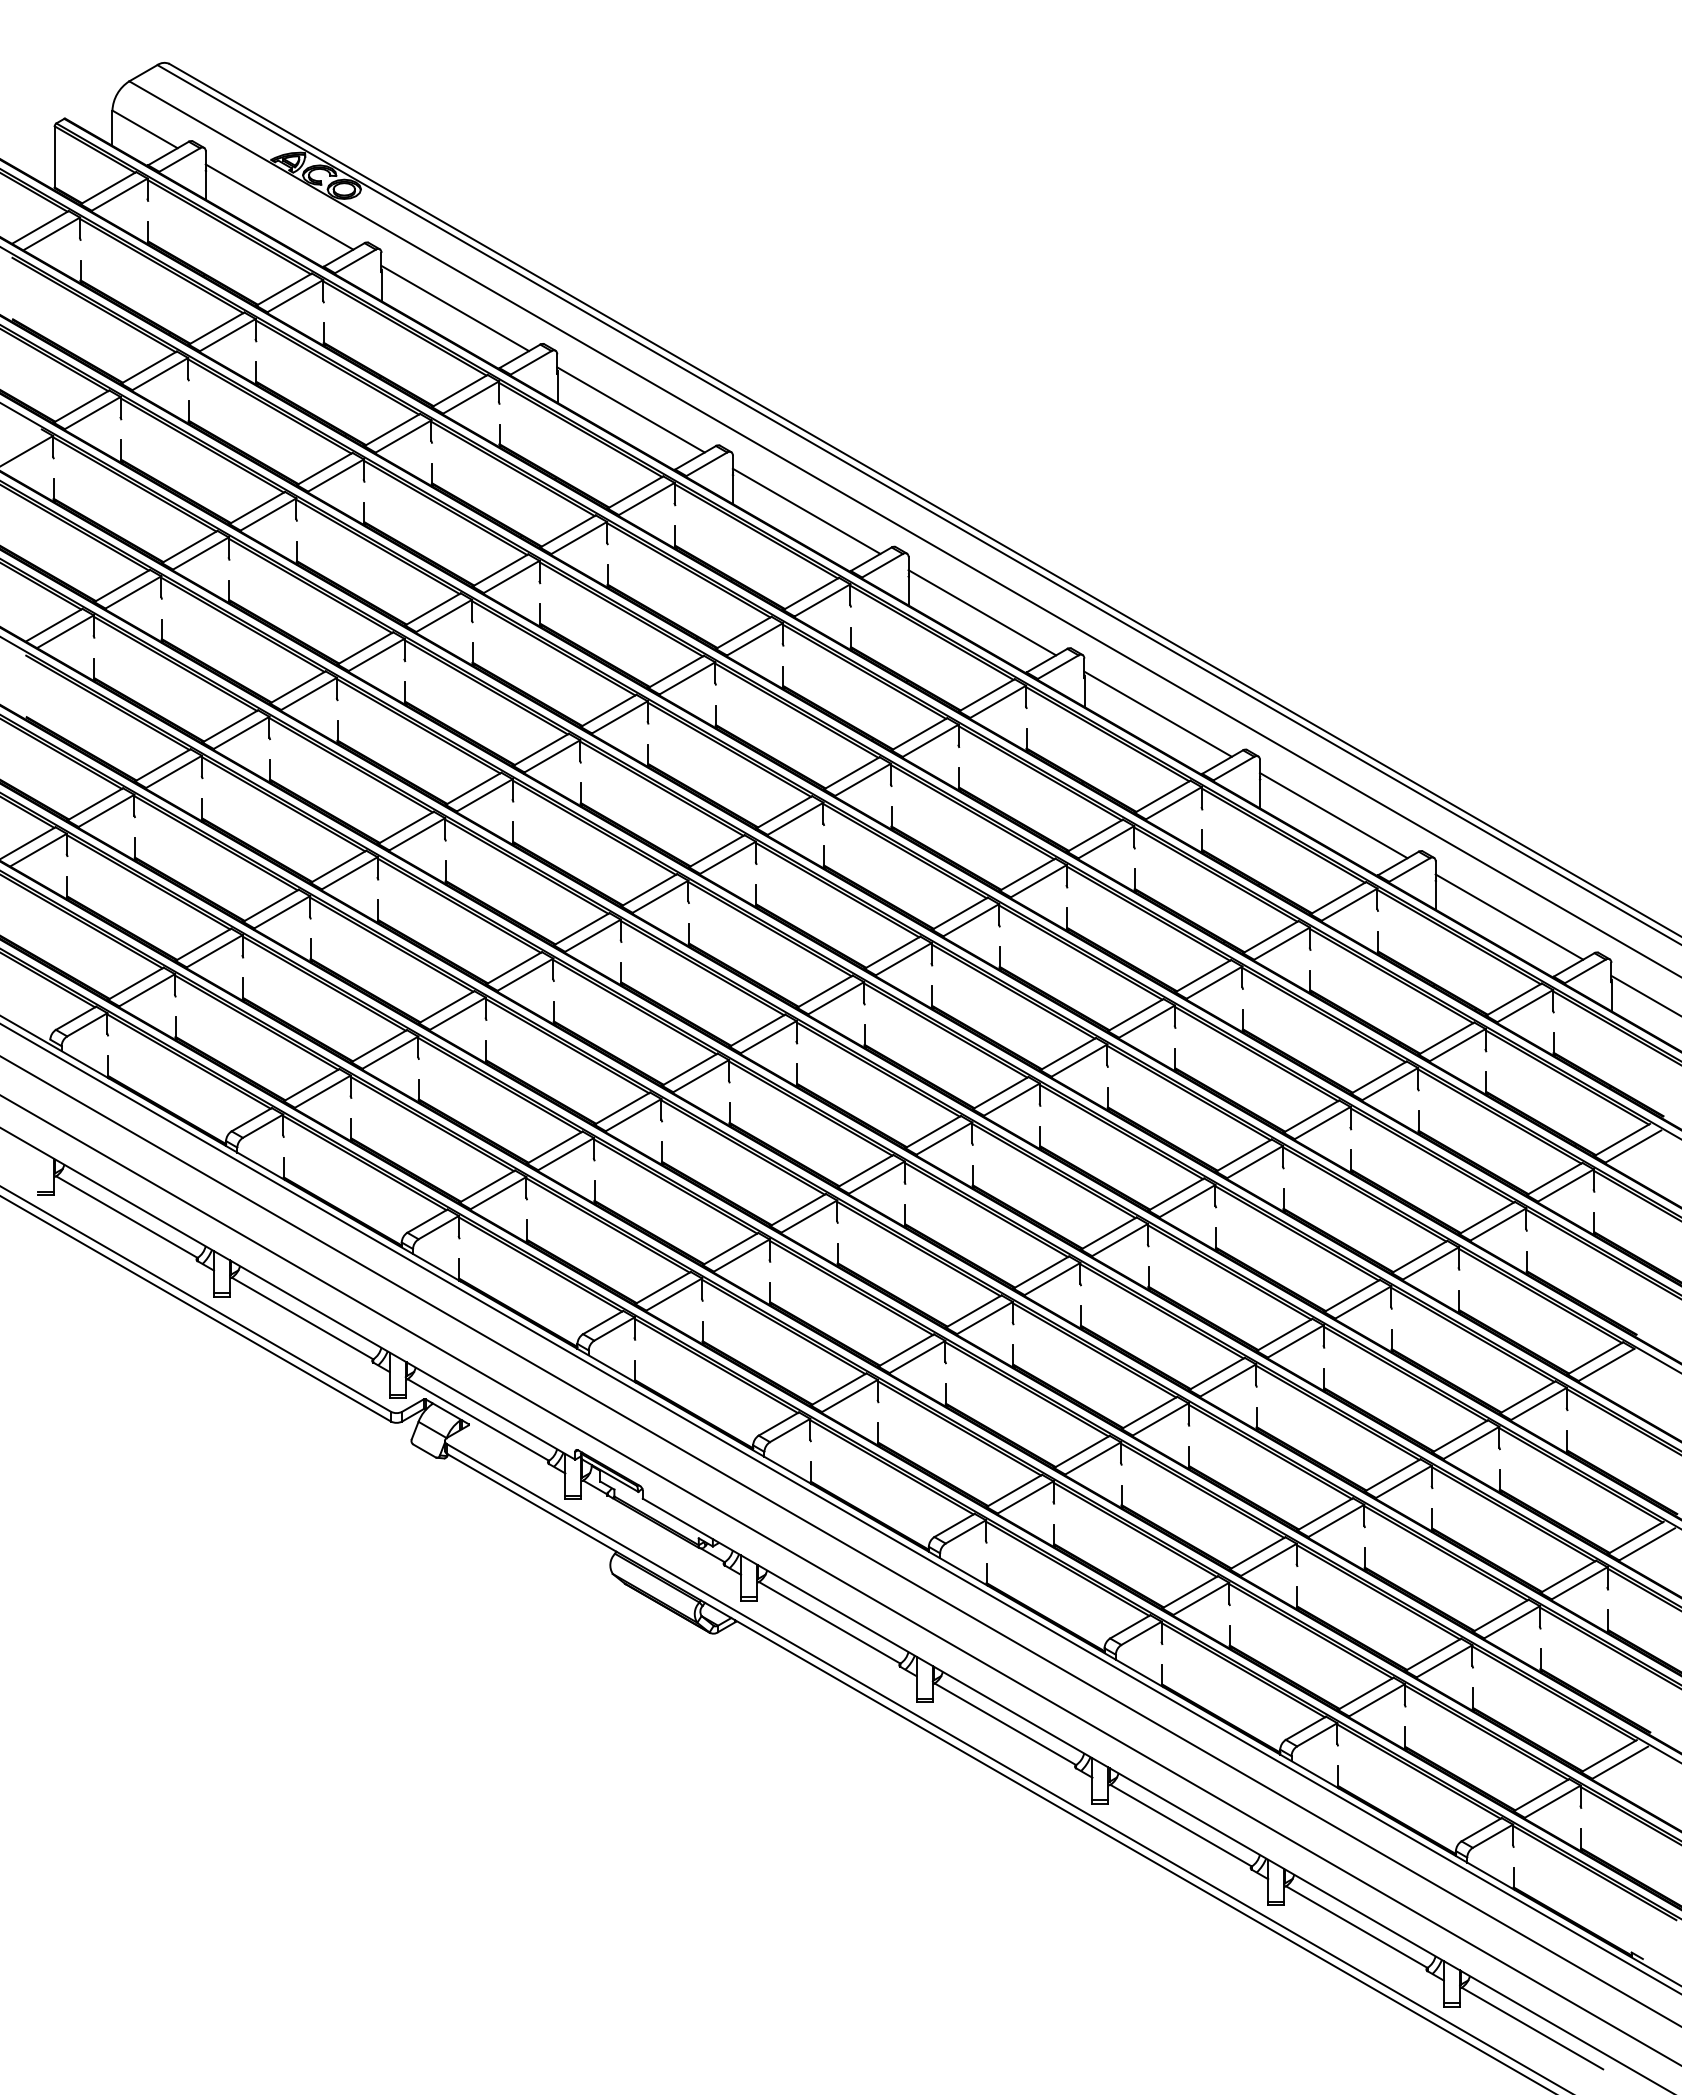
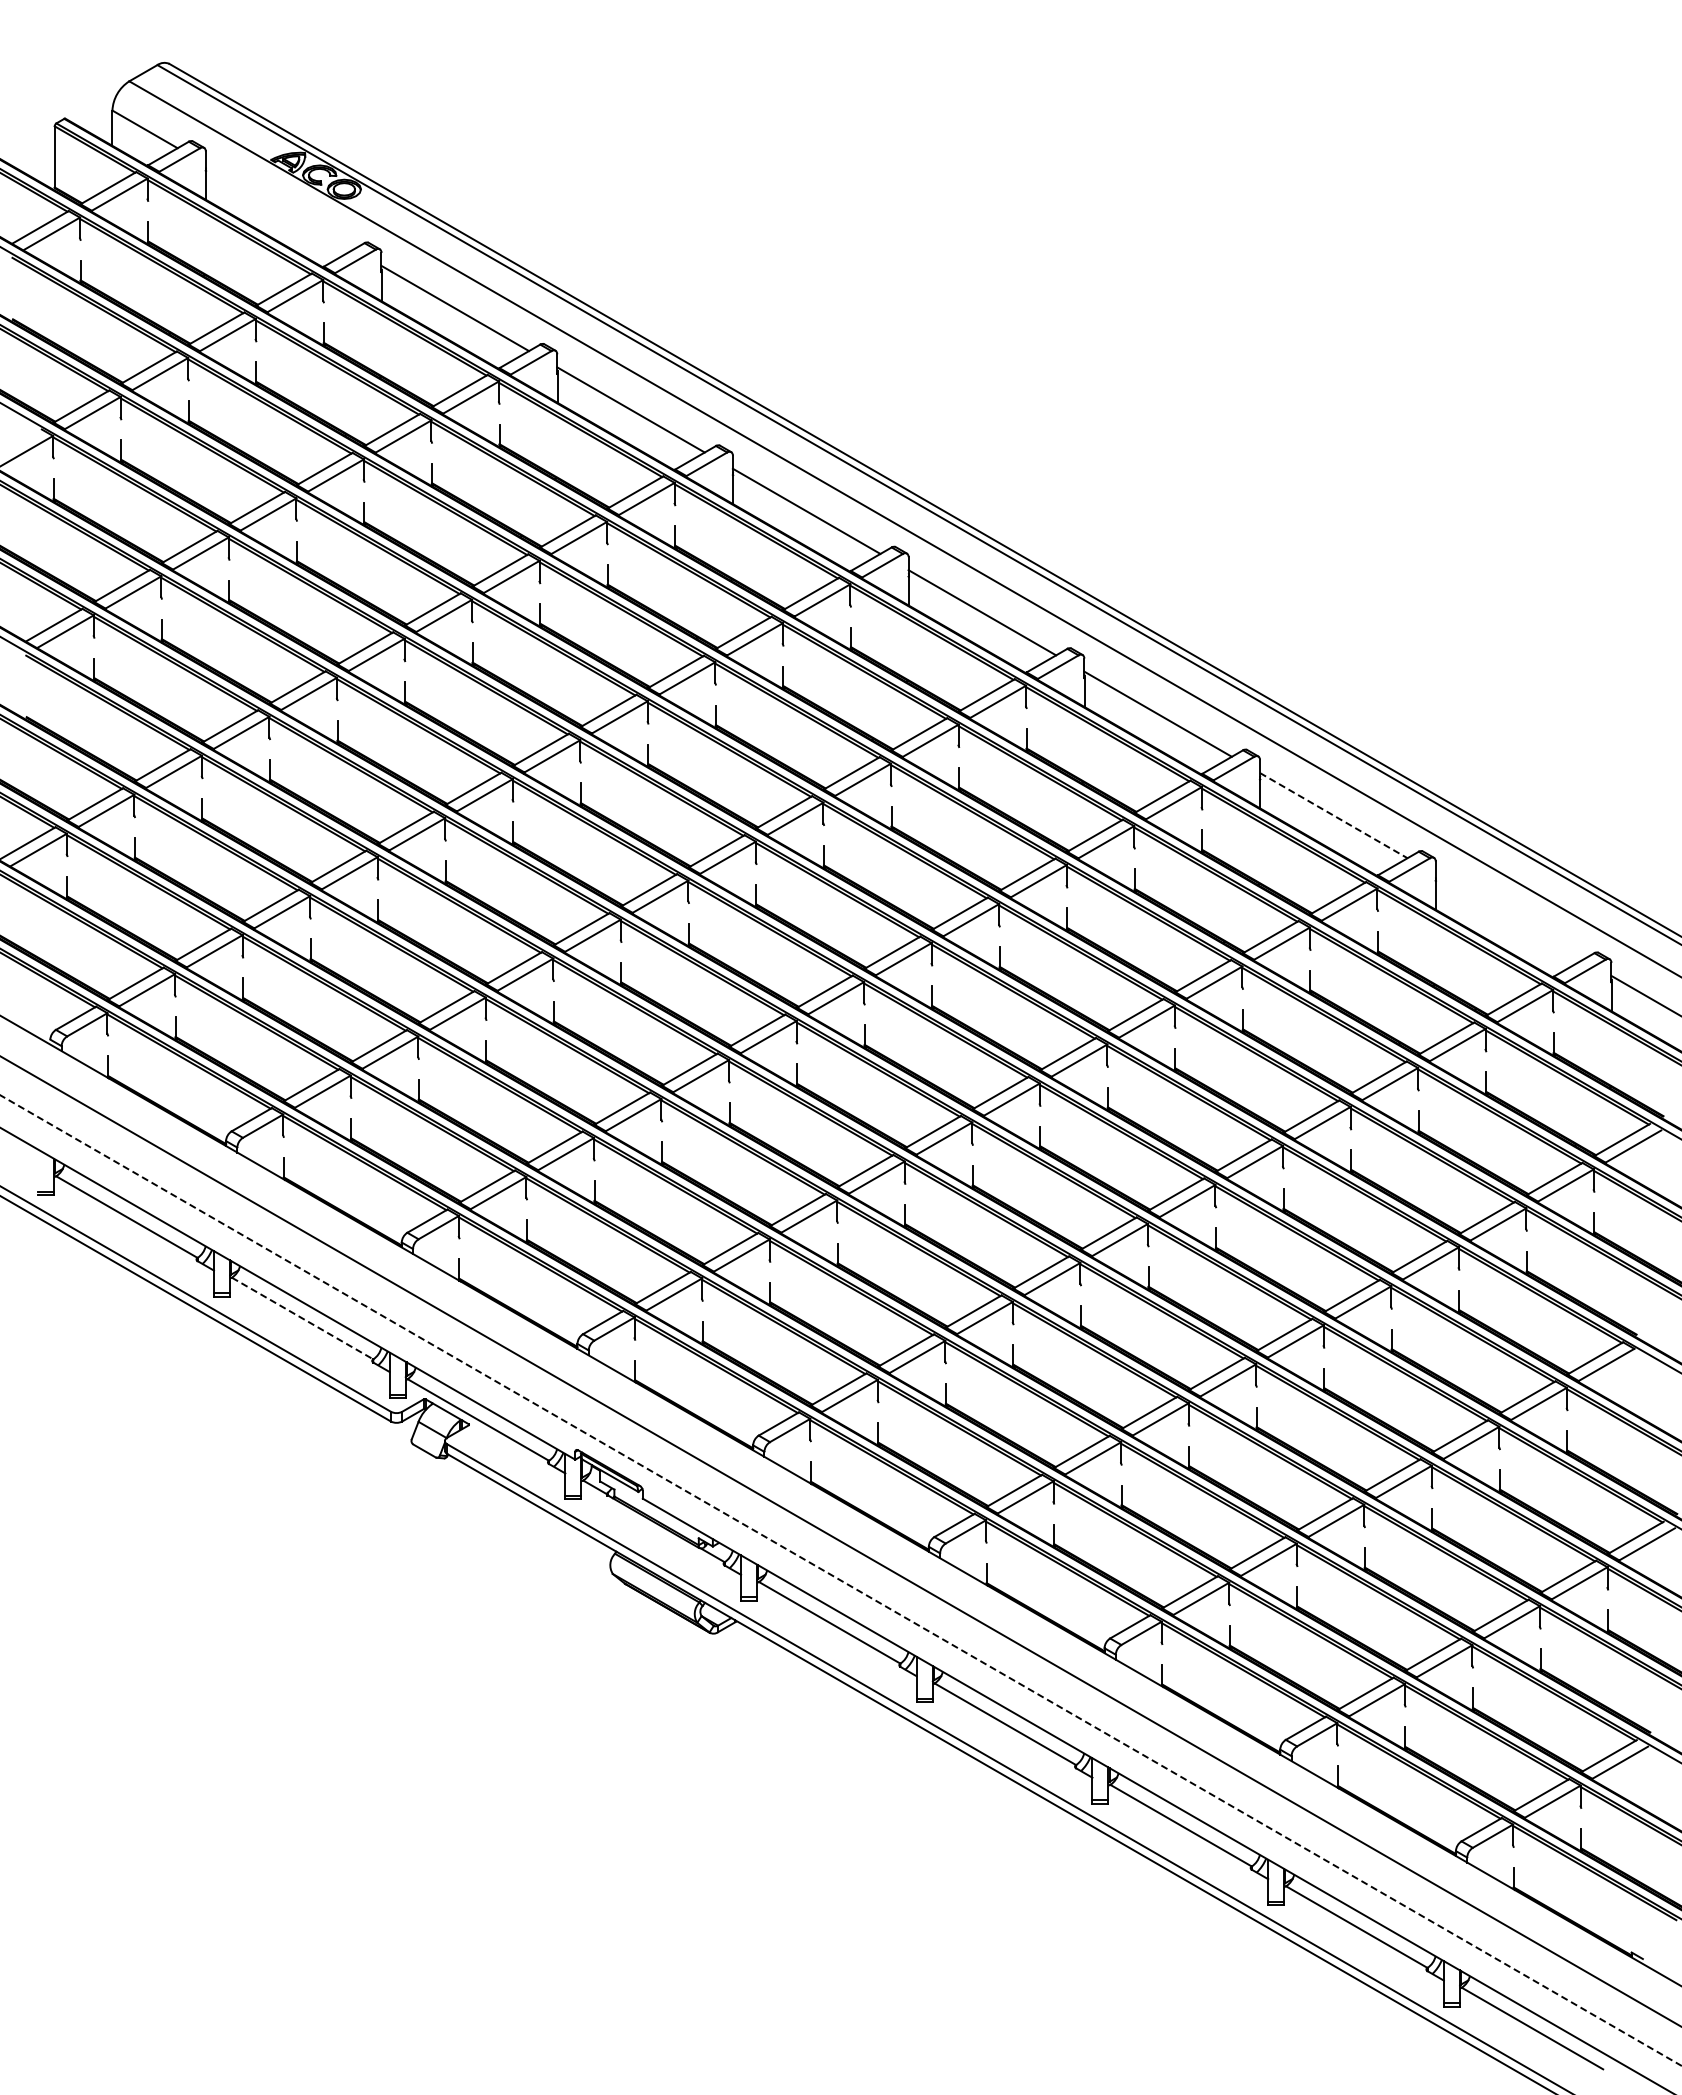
line: present -> none (279, 206)
line: solid -> dashed (1334, 815)
line: present -> none (1509, 916)
line: solid -> dashed (302, 1318)
line: present -> none (840, 1508)
line: solid -> dashed (840, 1580)
